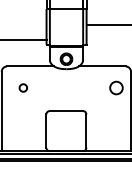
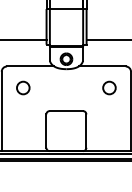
line position: (107, 25) -> (107, 40) (107, 40)
circle size: 10x10 px -> 15x16 px (23, 87)
circle position: (116, 87) -> (109, 87) (109, 87)
